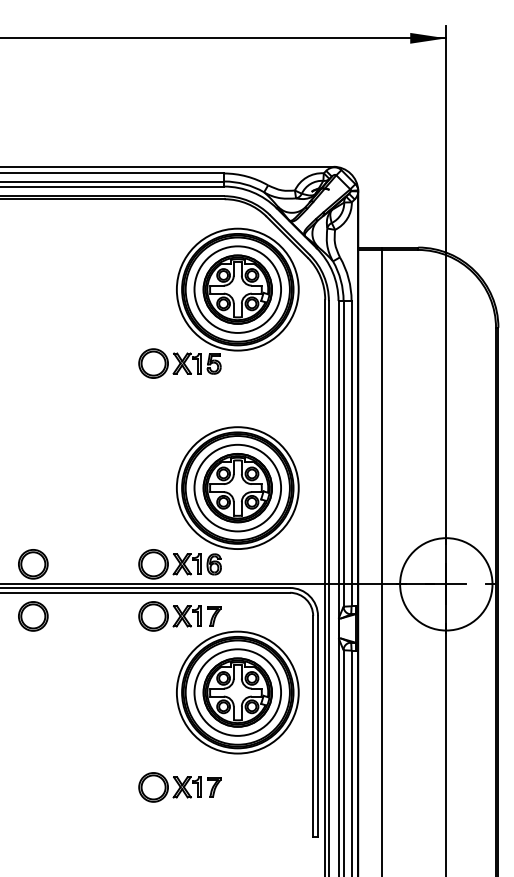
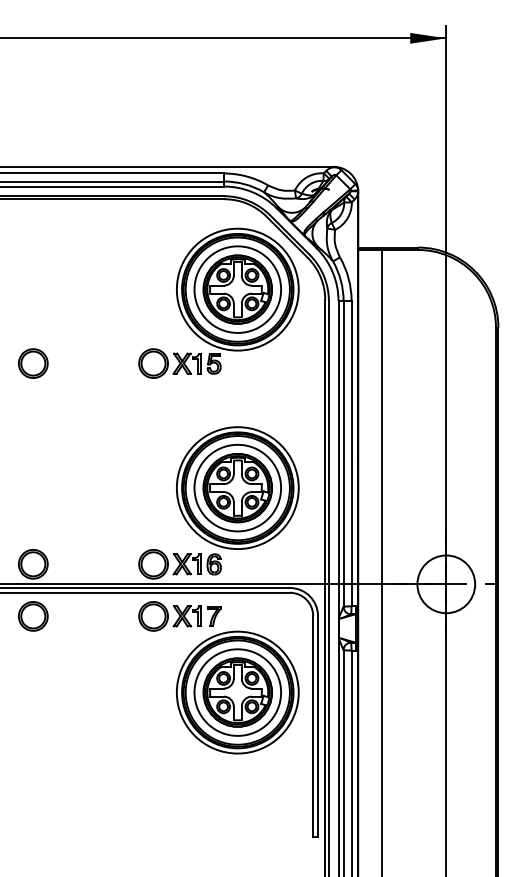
part: none -> present (33, 363)
circle diameter: 92 px -> 58 px (446, 584)
part: present -> none (179, 787)
